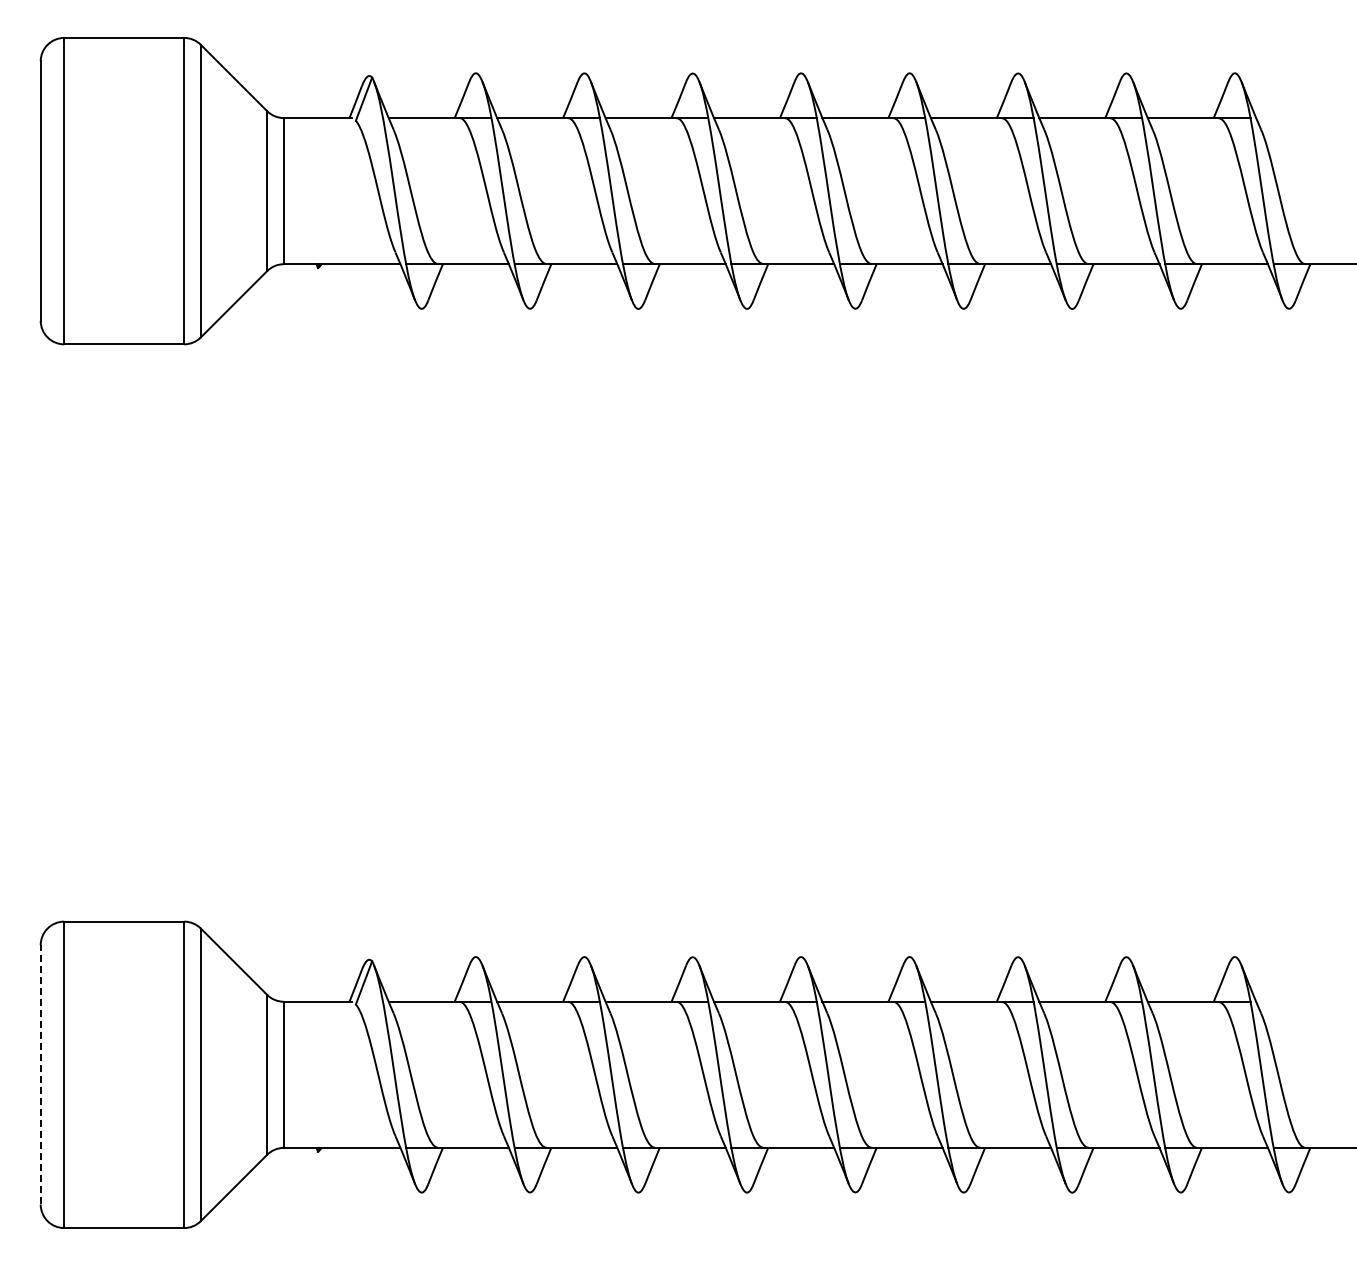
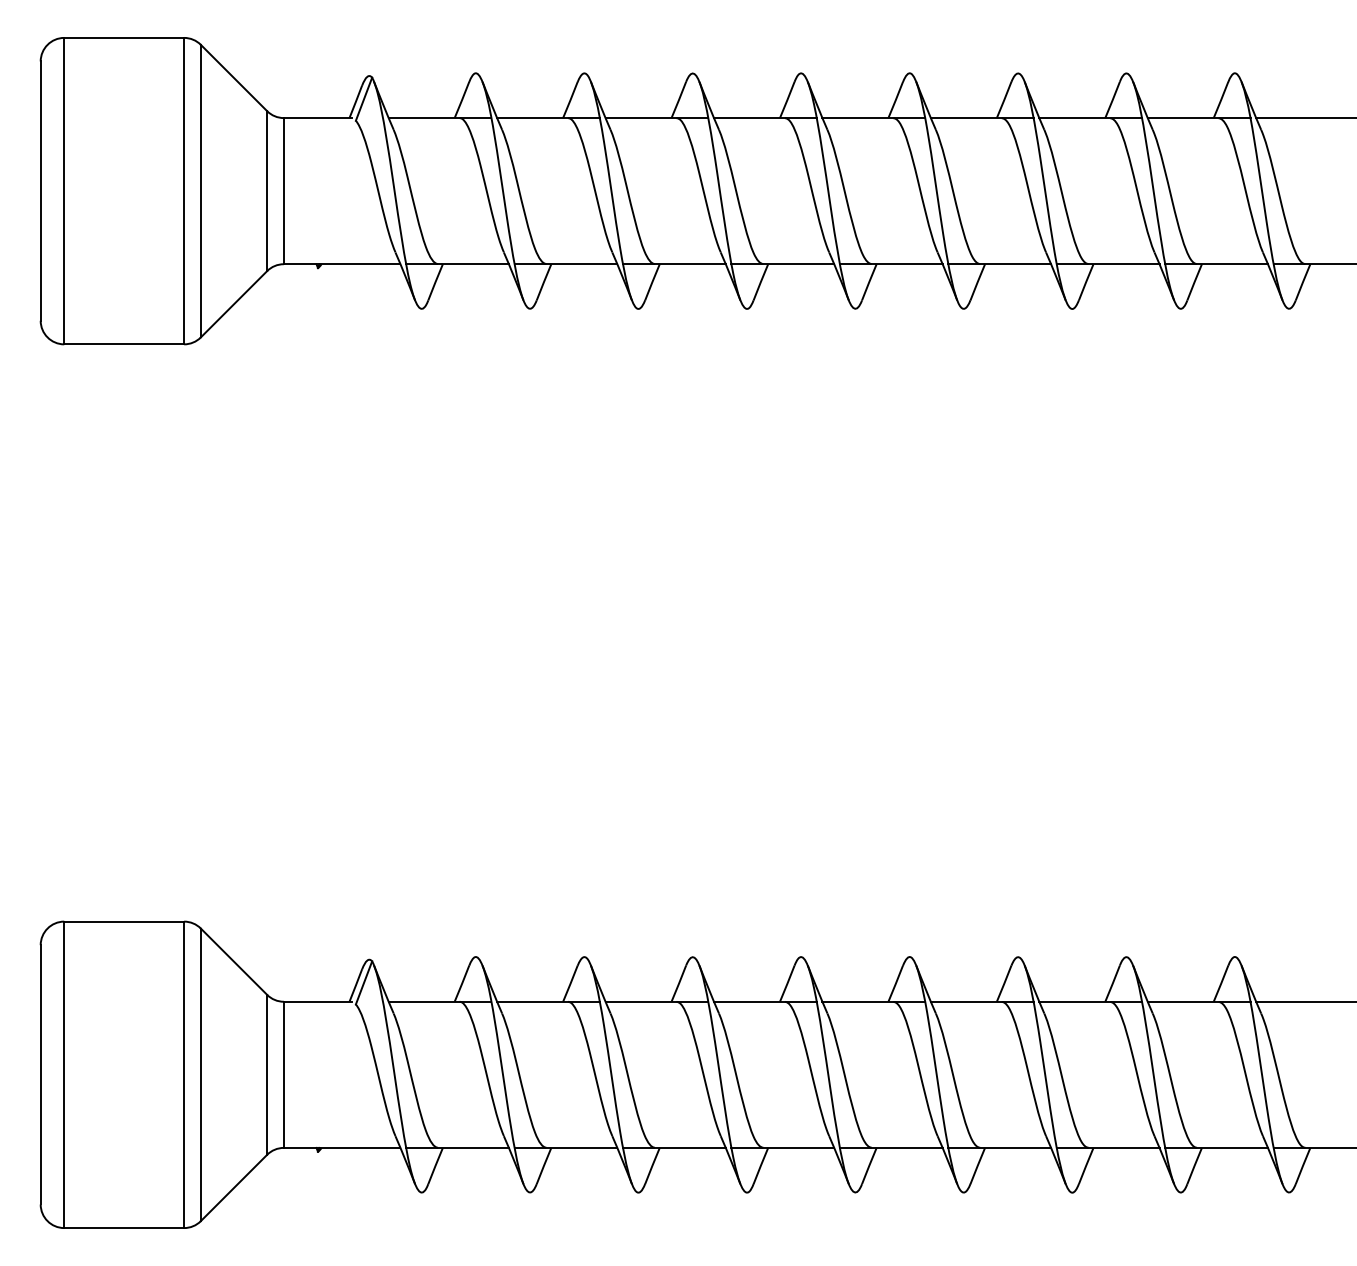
line: none -> present (1304, 118)
line: none -> present (1304, 1001)
line: dashed -> solid (40, 1074)
